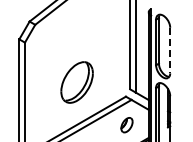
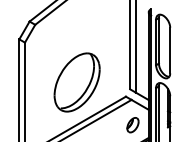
line: dashed -> solid (170, 50)
part size: 34x43 px -> 48x61 px (76, 82)
part position: (126, 125) -> (132, 125) (132, 125)
